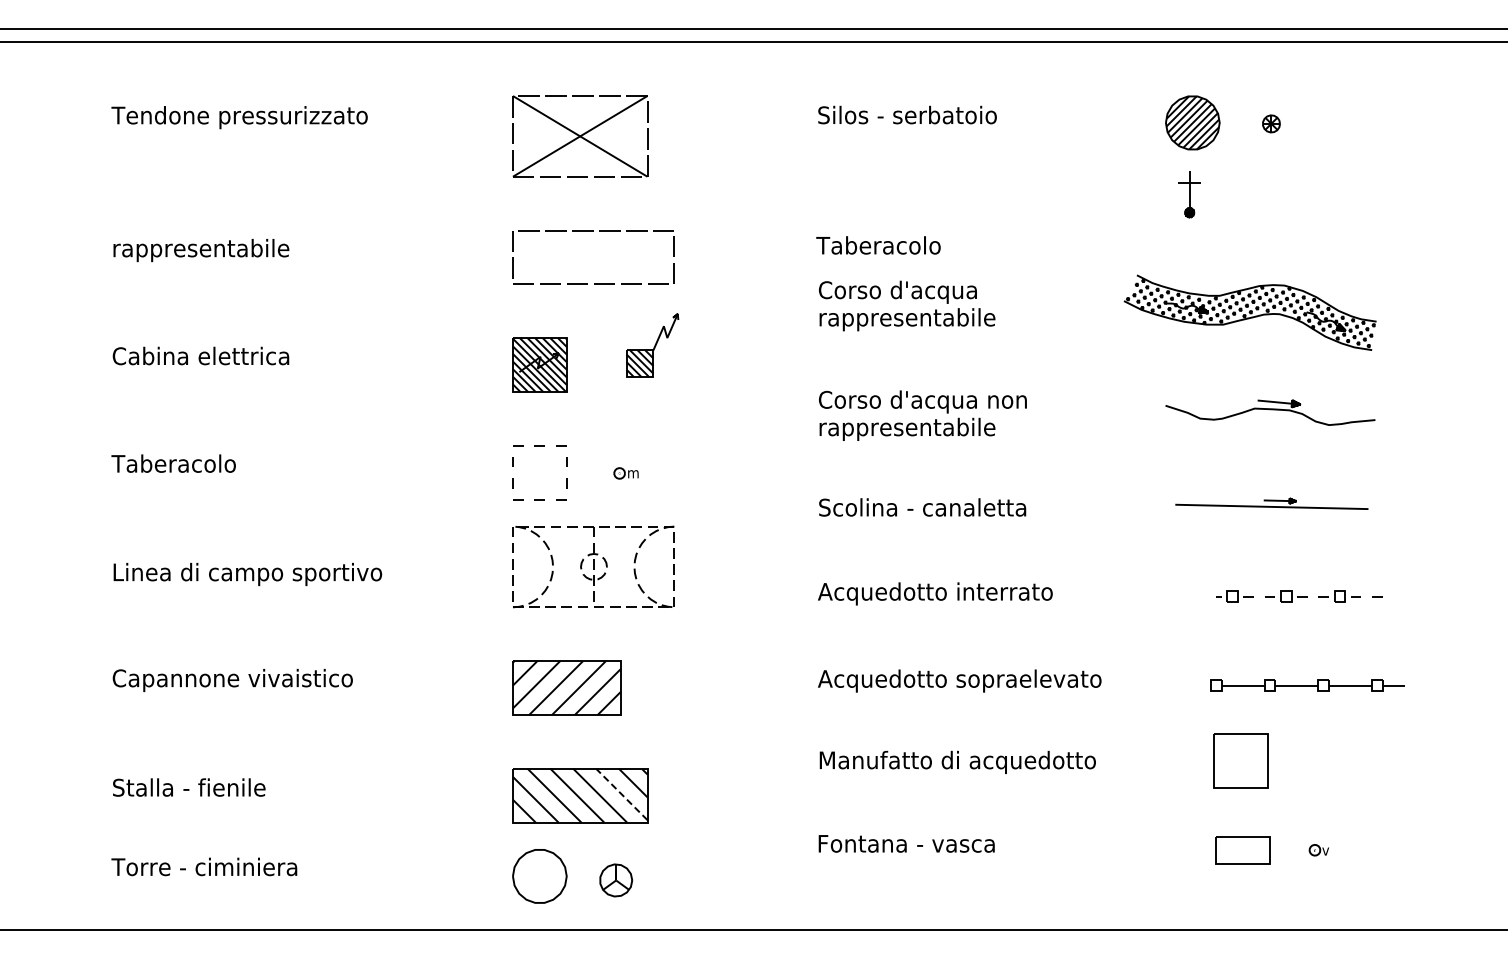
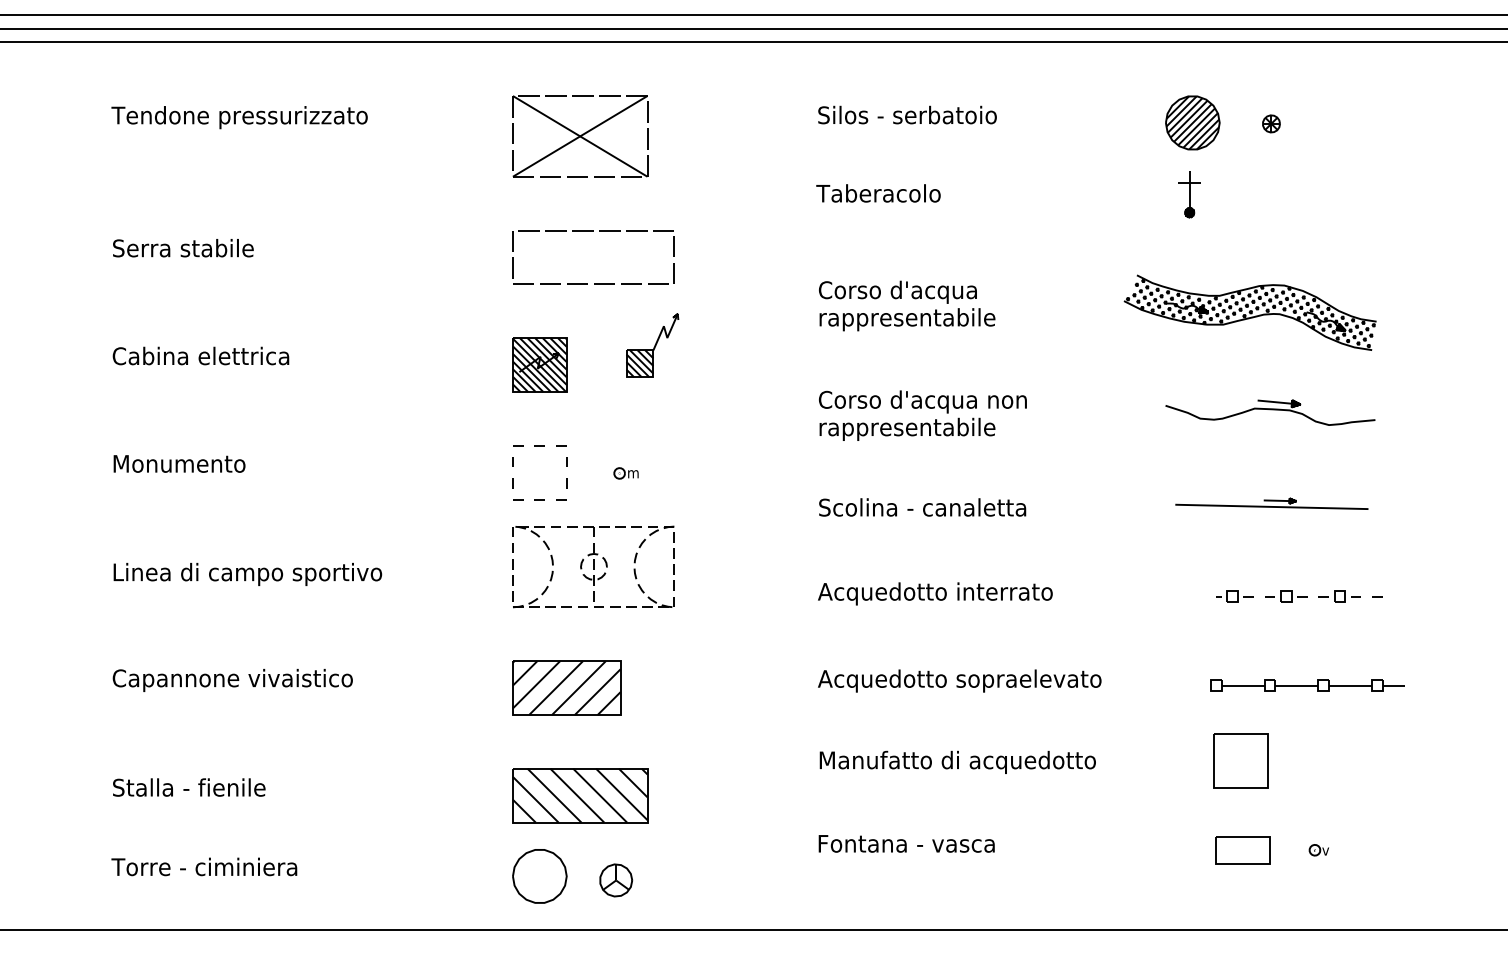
line: none -> present (753, 15)
text position: (878, 245) -> (878, 193) (878, 193)
text: rappresentabile -> Serra stabile (201, 250)
text: Taberacolo -> Monumento (178, 463)
line: dashed -> solid (621, 794)
